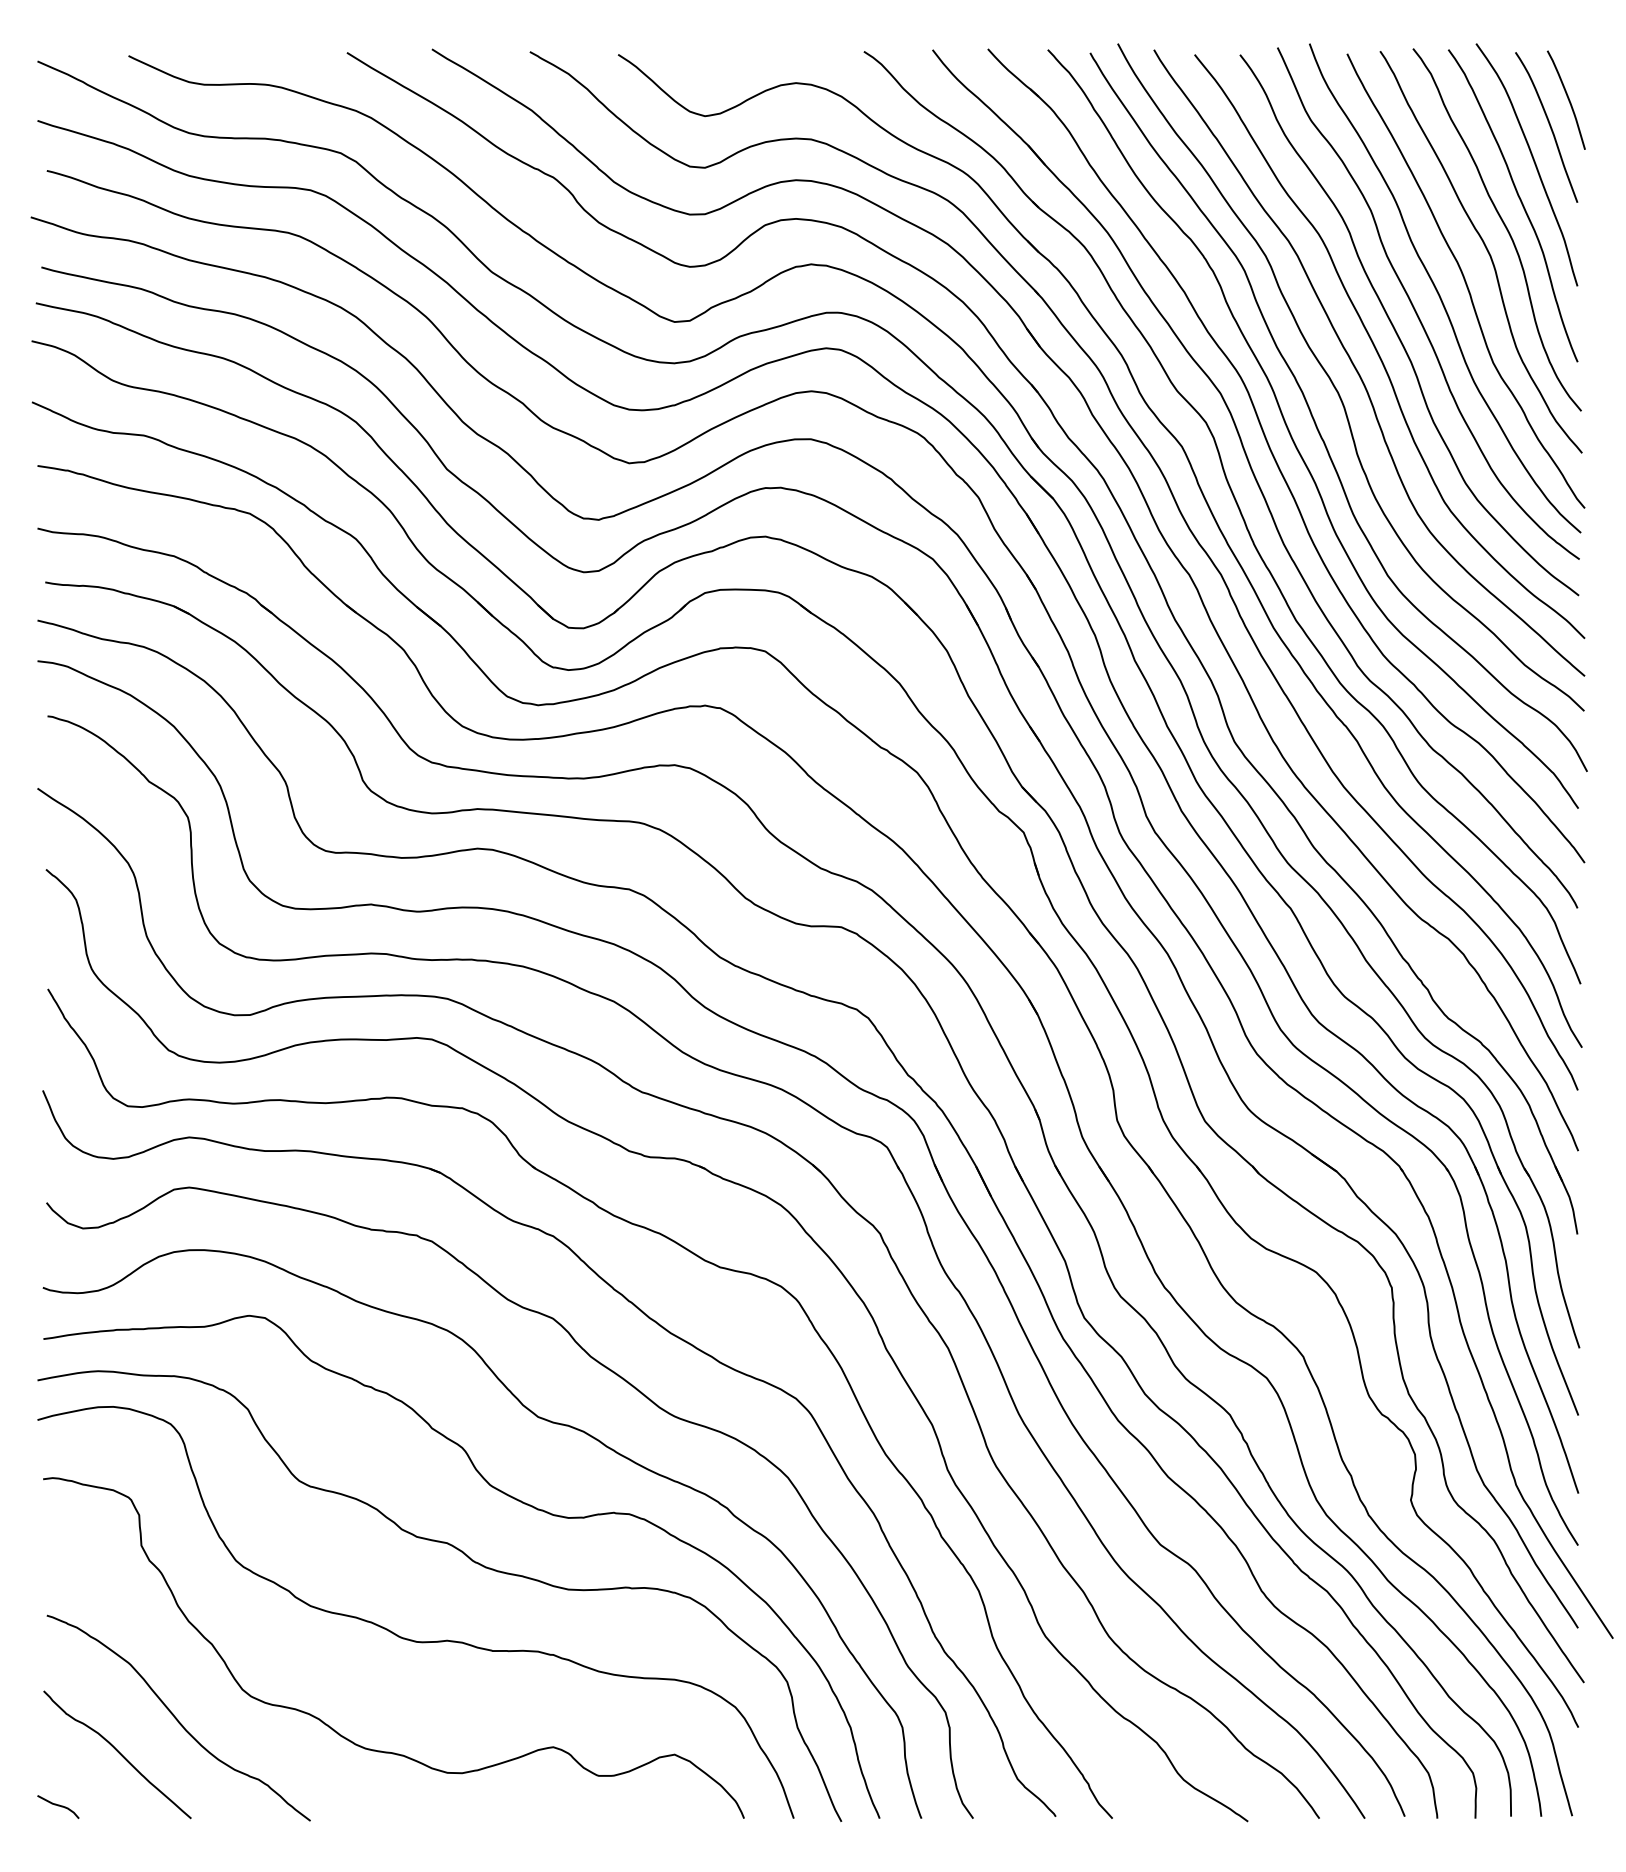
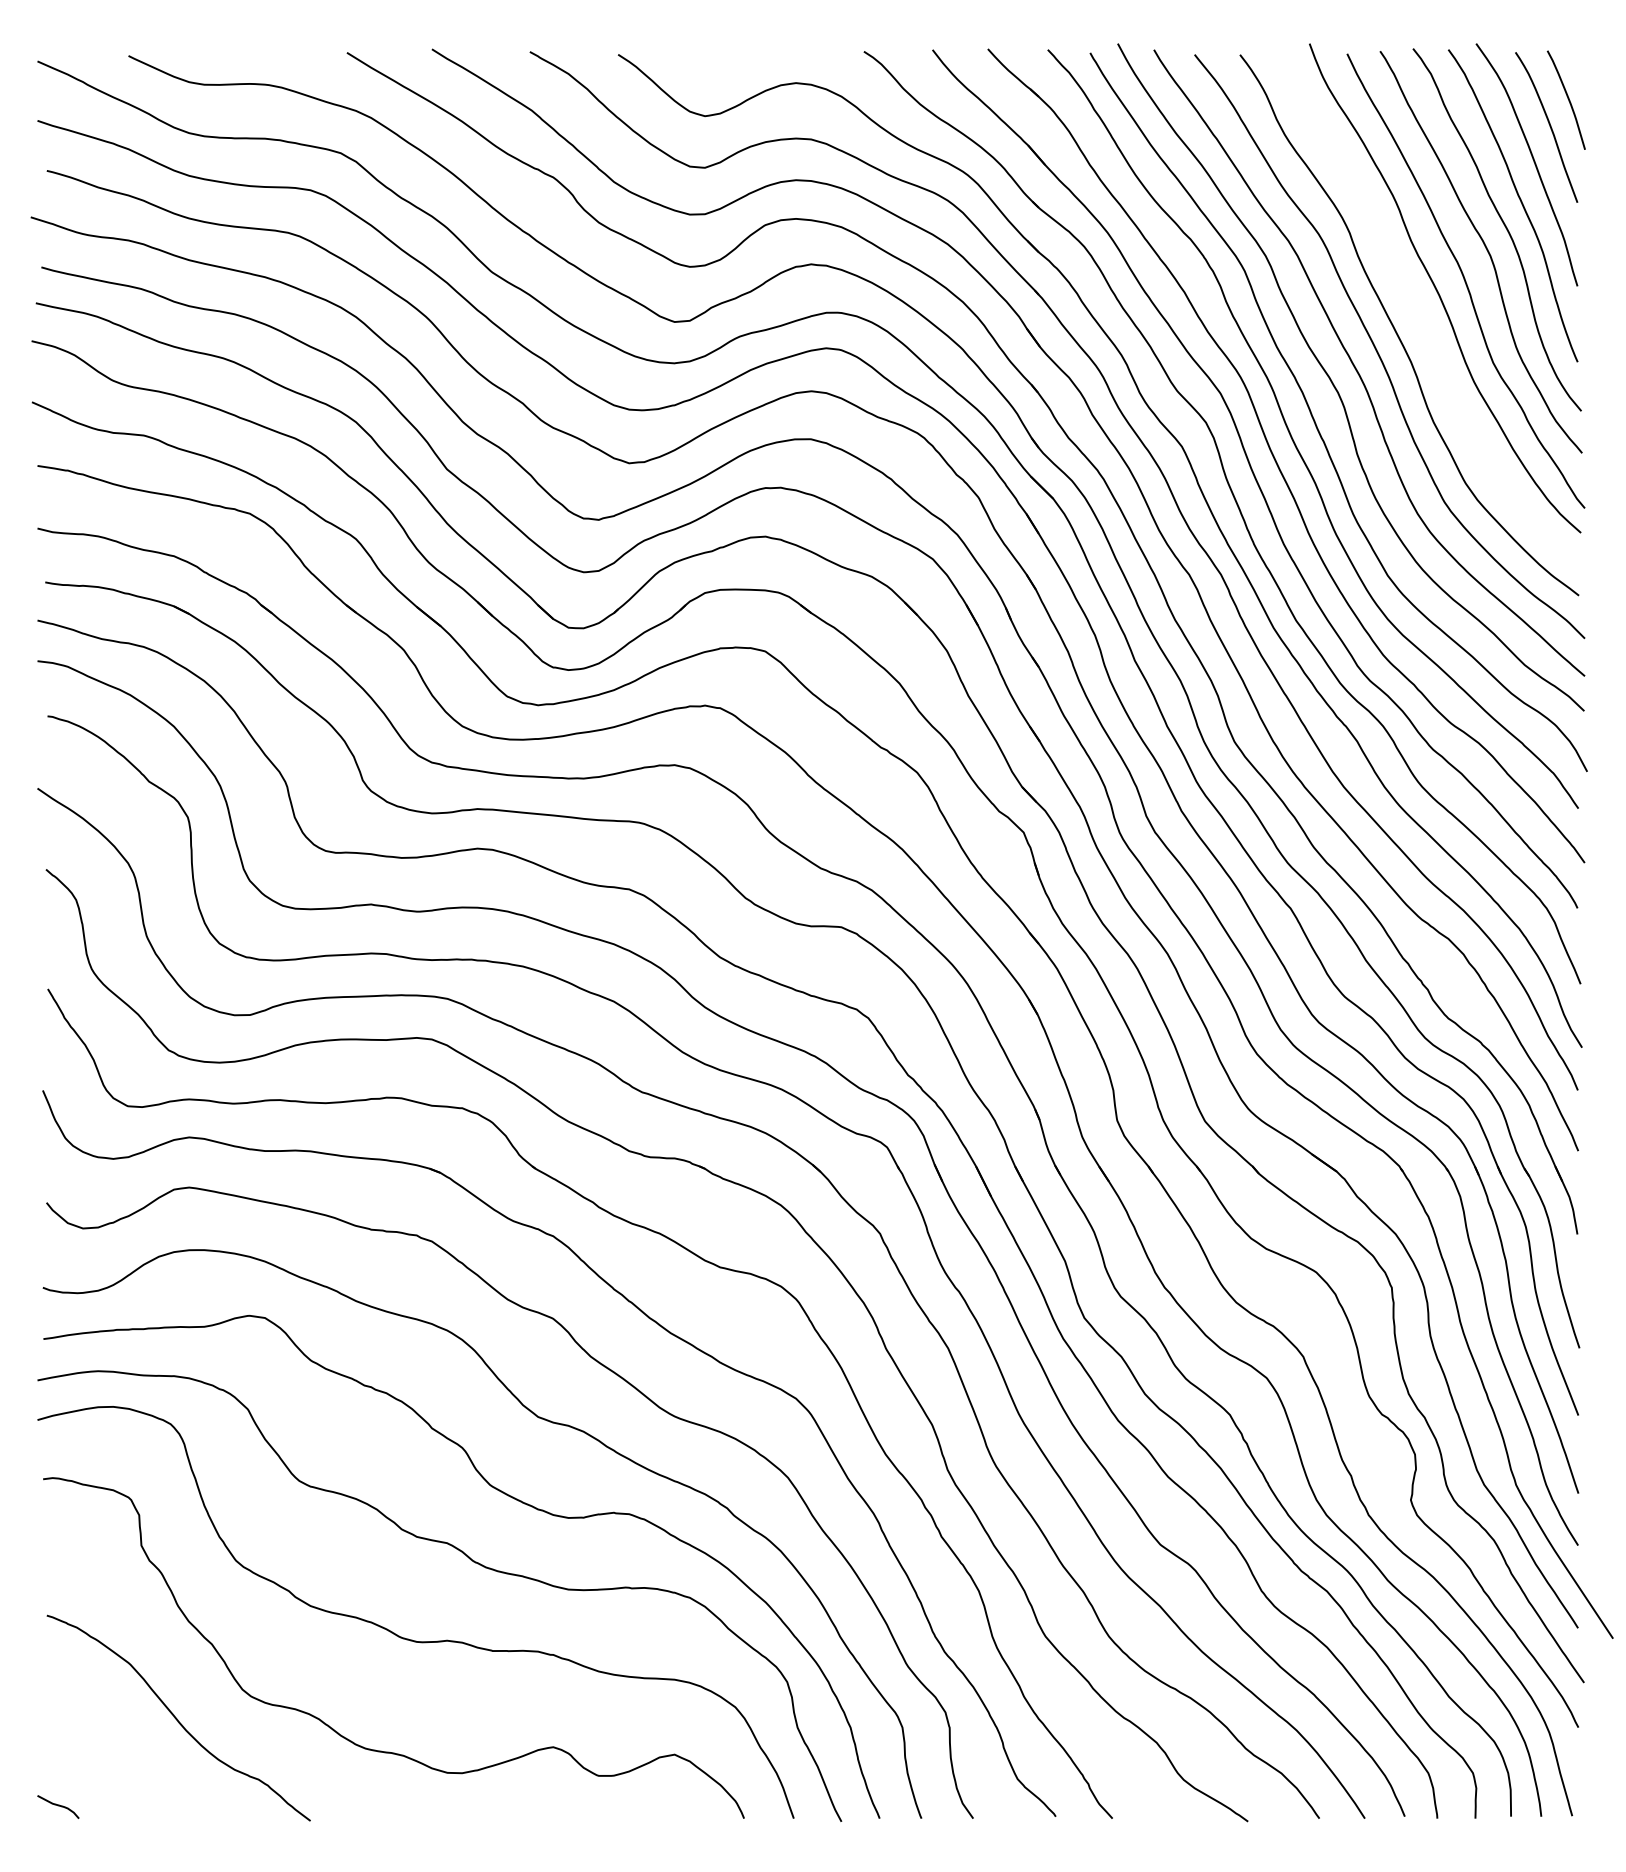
curve: present -> none (1416, 310)
curve: present -> none (118, 1753)
